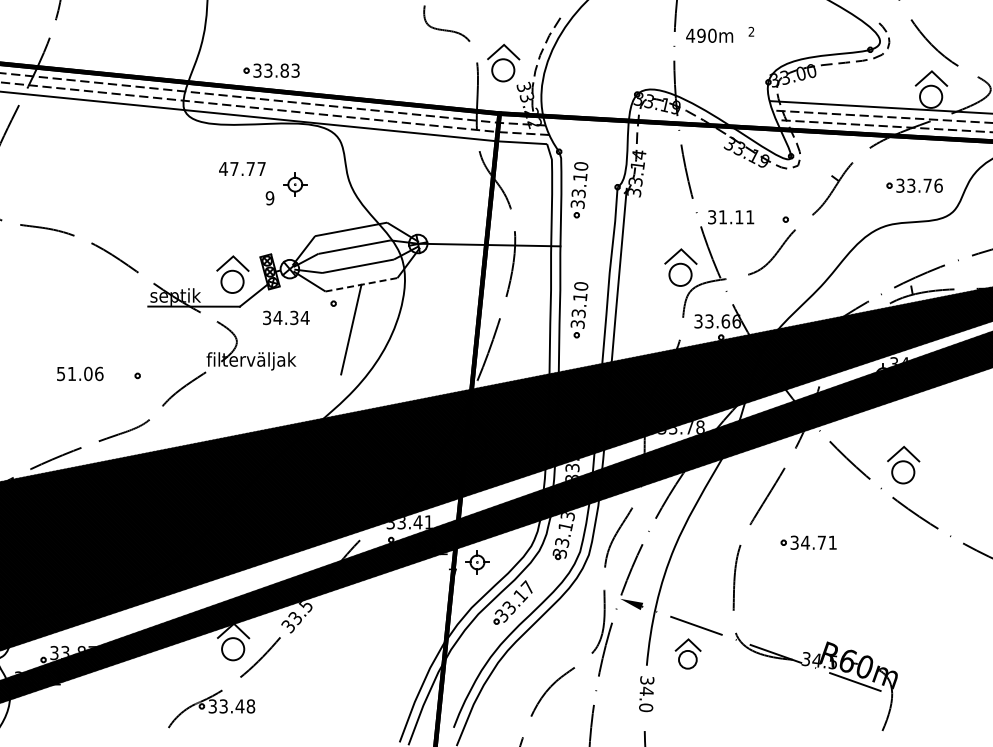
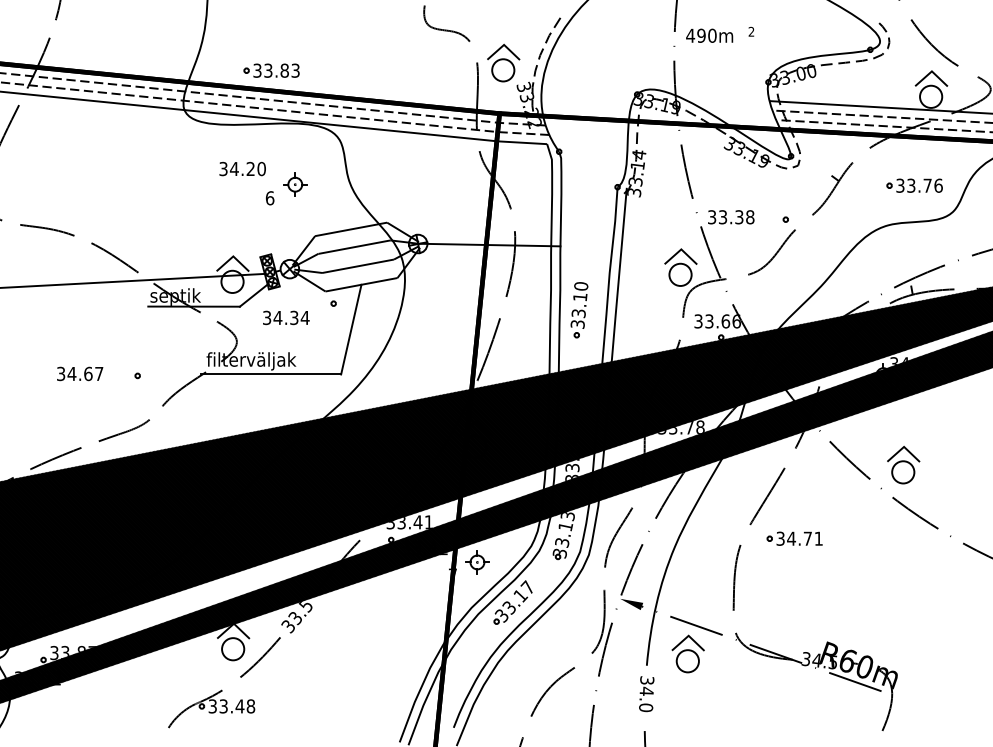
text: 47.77 -> 34.20 (242, 168)
part: present -> none (579, 190)
text: 9 -> 6 (269, 198)
text: 31.11 -> 33.38 (736, 217)
line: none -> present (133, 280)
line: dashed -> solid (361, 284)
text: 51.06 -> 34.67 (80, 373)
line: none -> present (271, 374)
part position: (808, 542) -> (794, 538) (794, 538)
part size: 28x32 px -> 34x40 px (687, 653)
